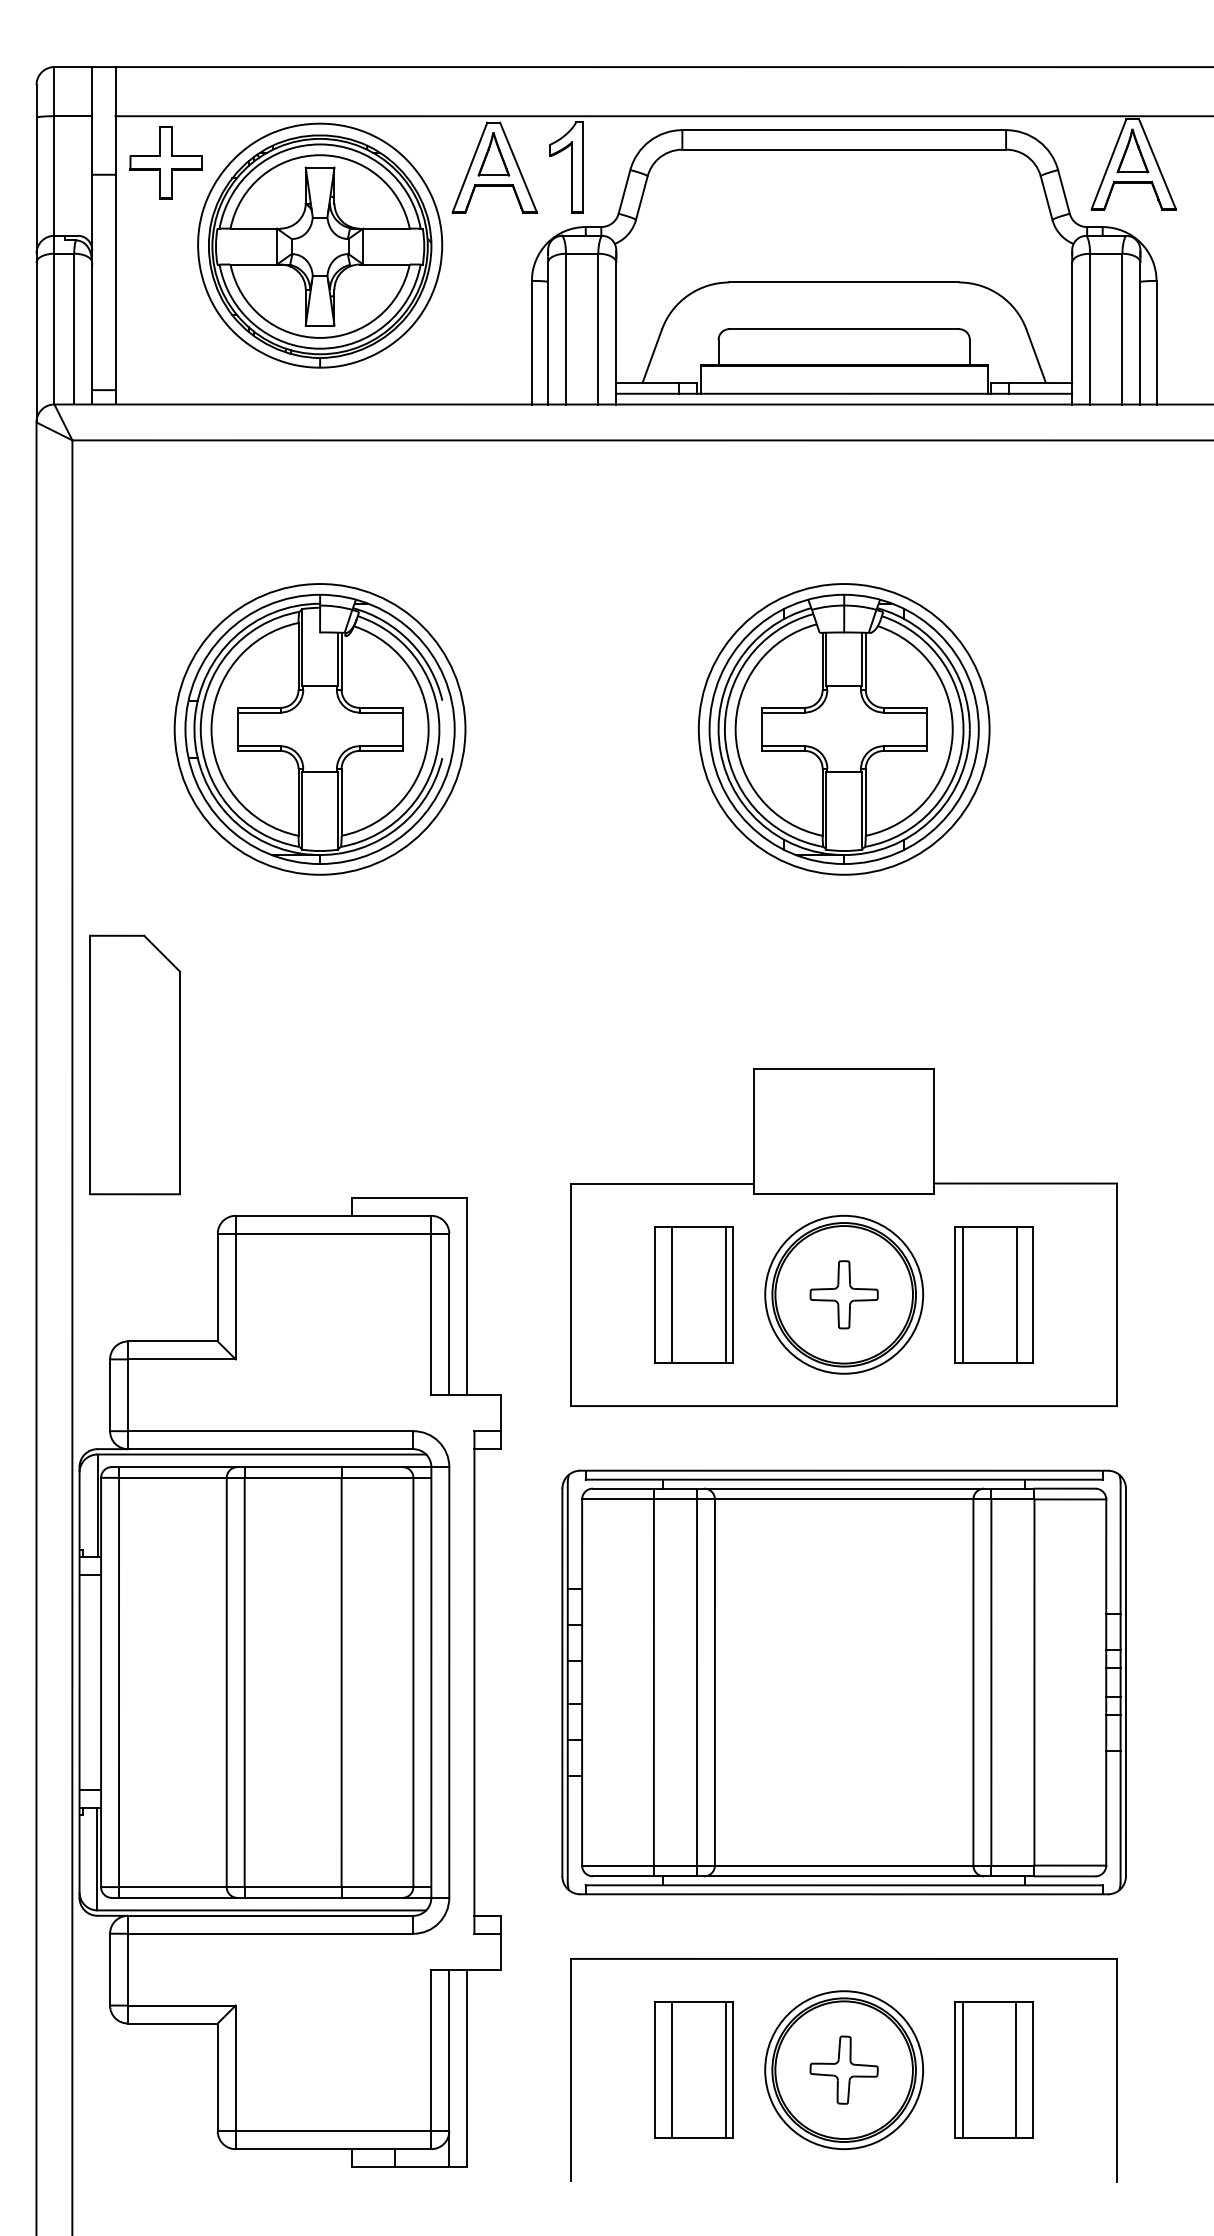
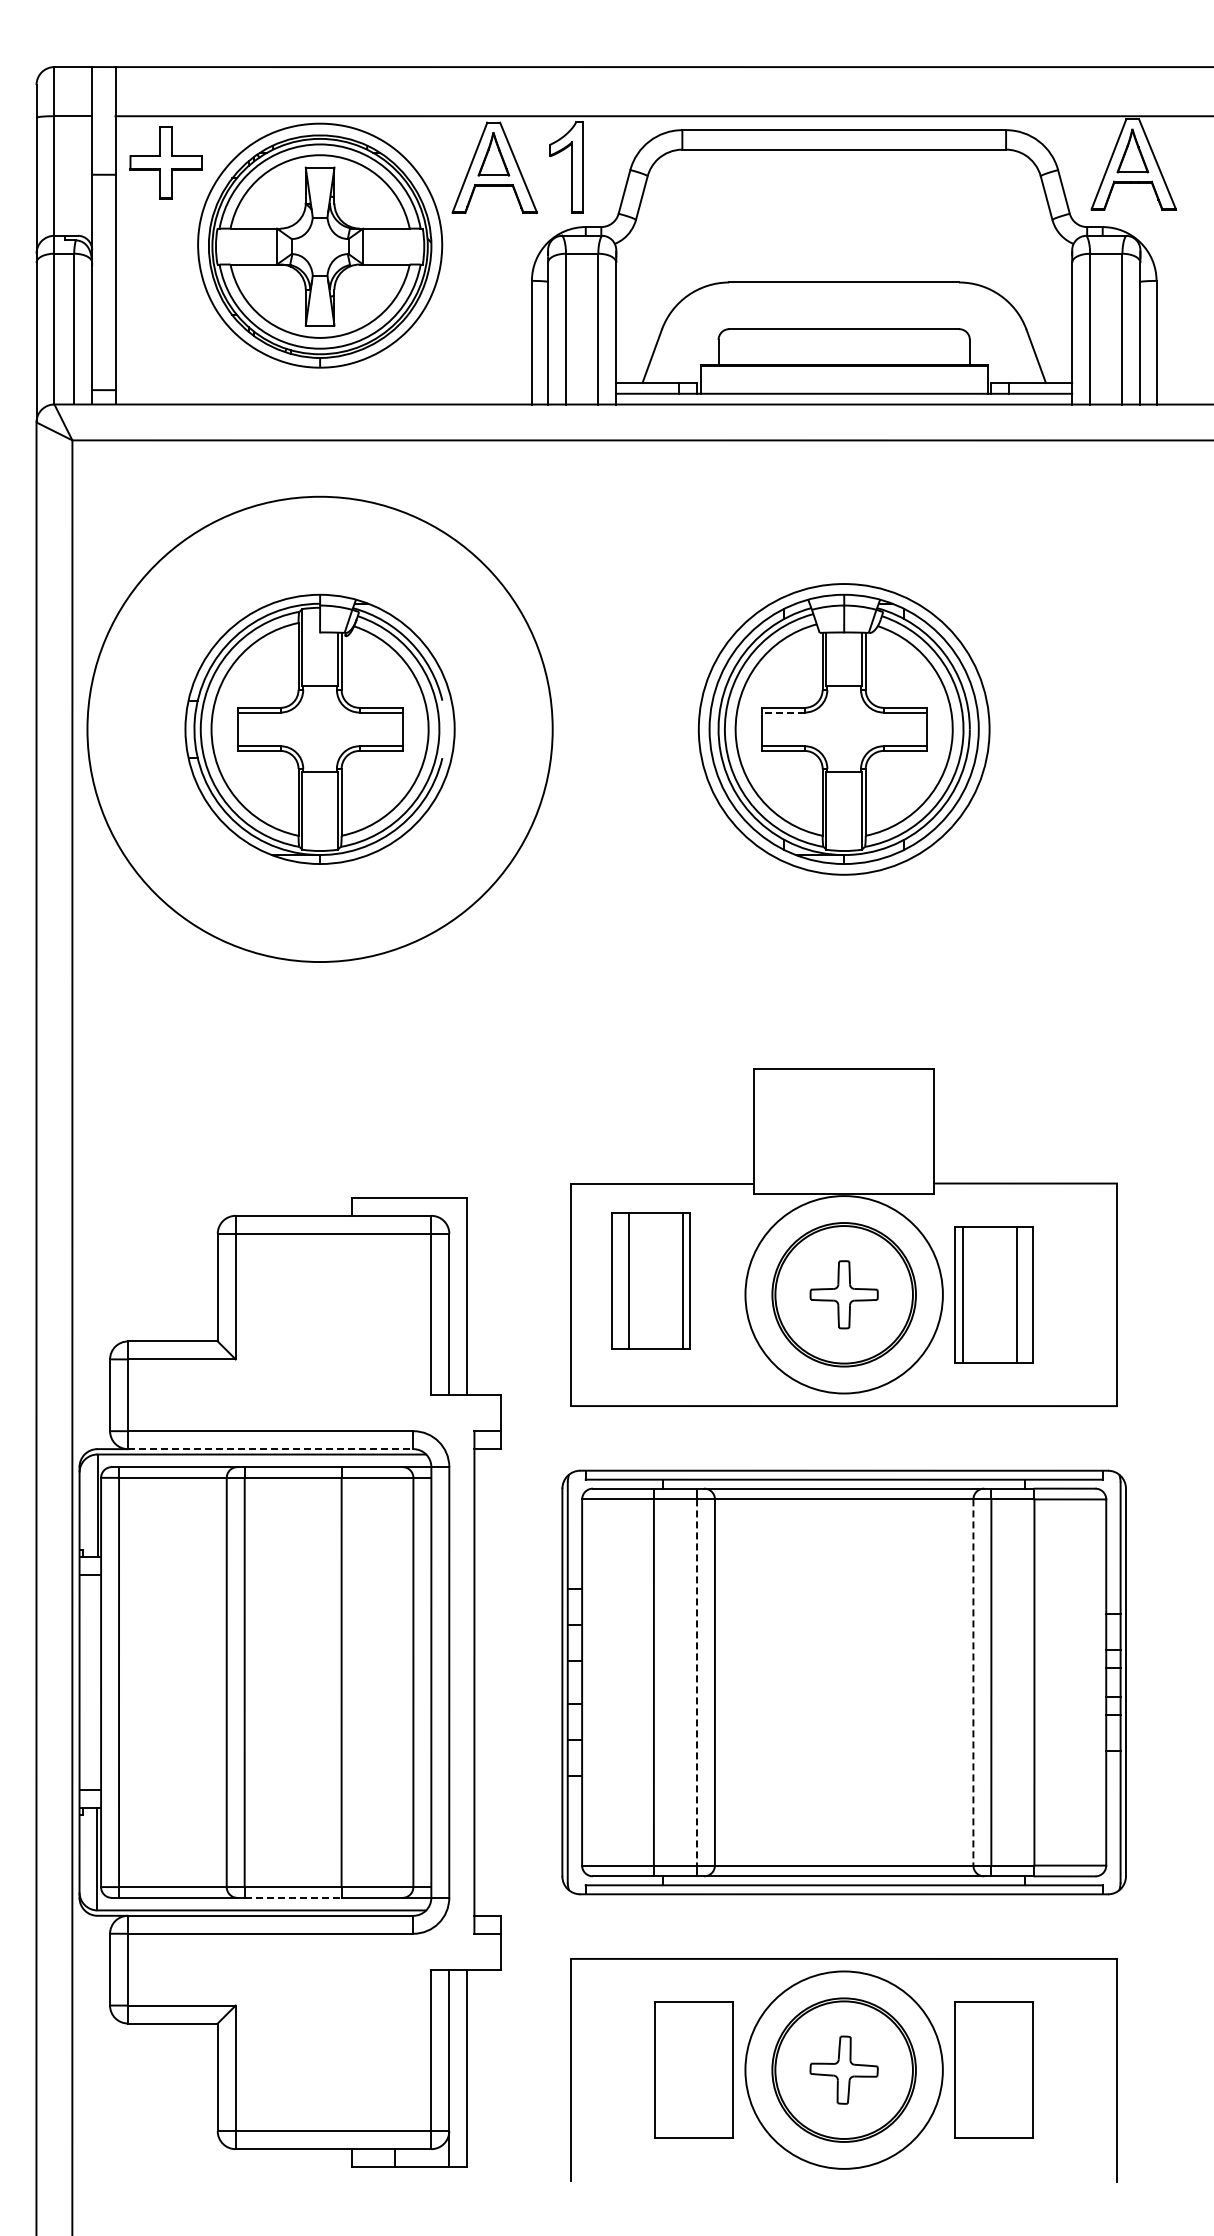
line: solid -> dashed (783, 712)
circle diameter: 291 px -> 465 px (319, 729)
part: present -> none (135, 1064)
part position: (693, 1294) -> (650, 1280) (650, 1280)
circle diameter: 158 px -> 197 px (843, 1294)
line: solid -> dashed (270, 1449)
line: solid -> dashed (697, 1682)
line: solid -> dashed (973, 1682)
line: solid -> dashed (293, 1897)
line: present -> none (671, 2069)
line: present -> none (725, 2069)
line: present -> none (962, 2069)
line: present -> none (1016, 2069)
circle diameter: 158 px -> 197 px (843, 2069)
